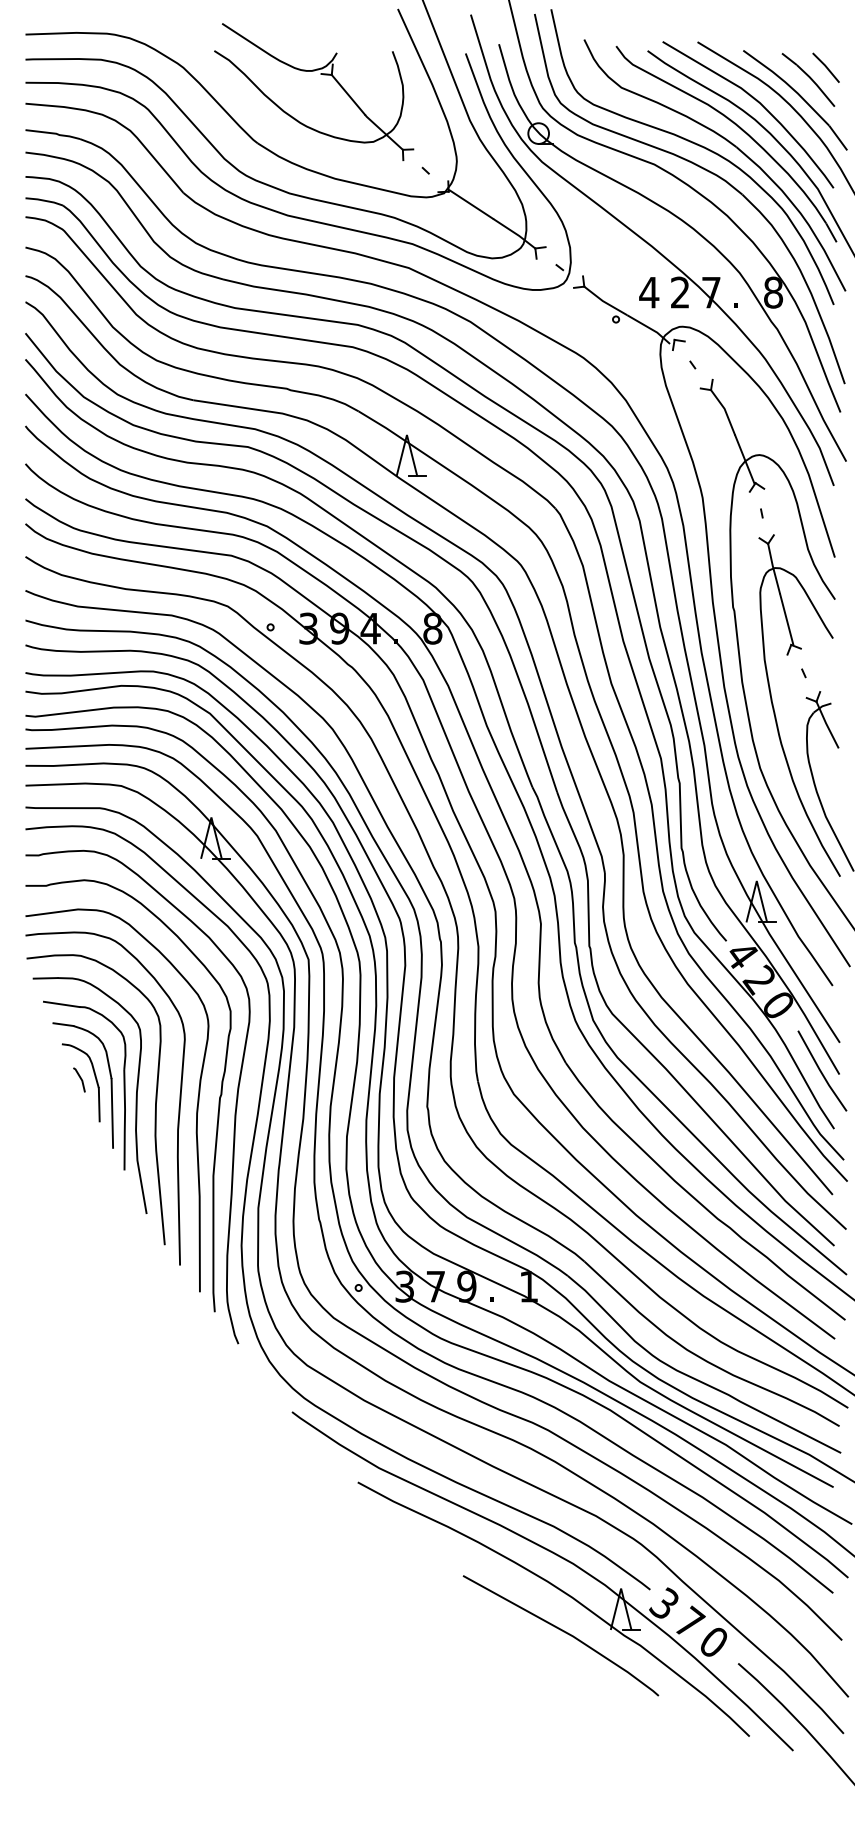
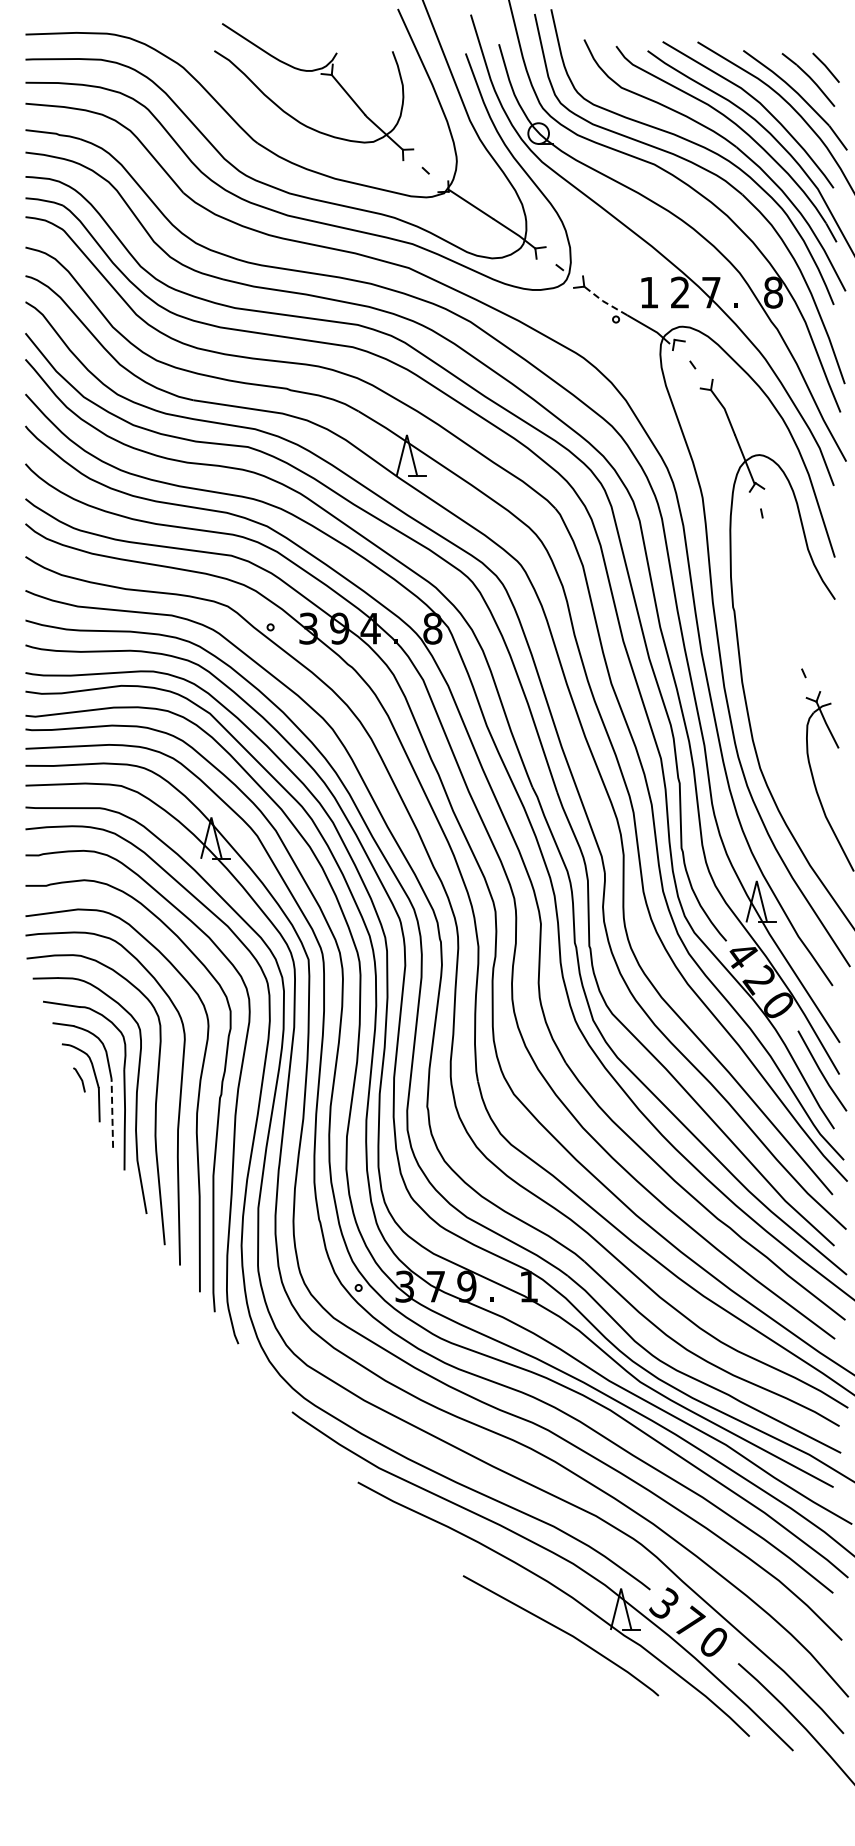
text: 4 -> 1 (649, 292)
line: solid -> dashed (604, 302)
part: present -> none (775, 712)
line: solid -> dashed (112, 1112)
